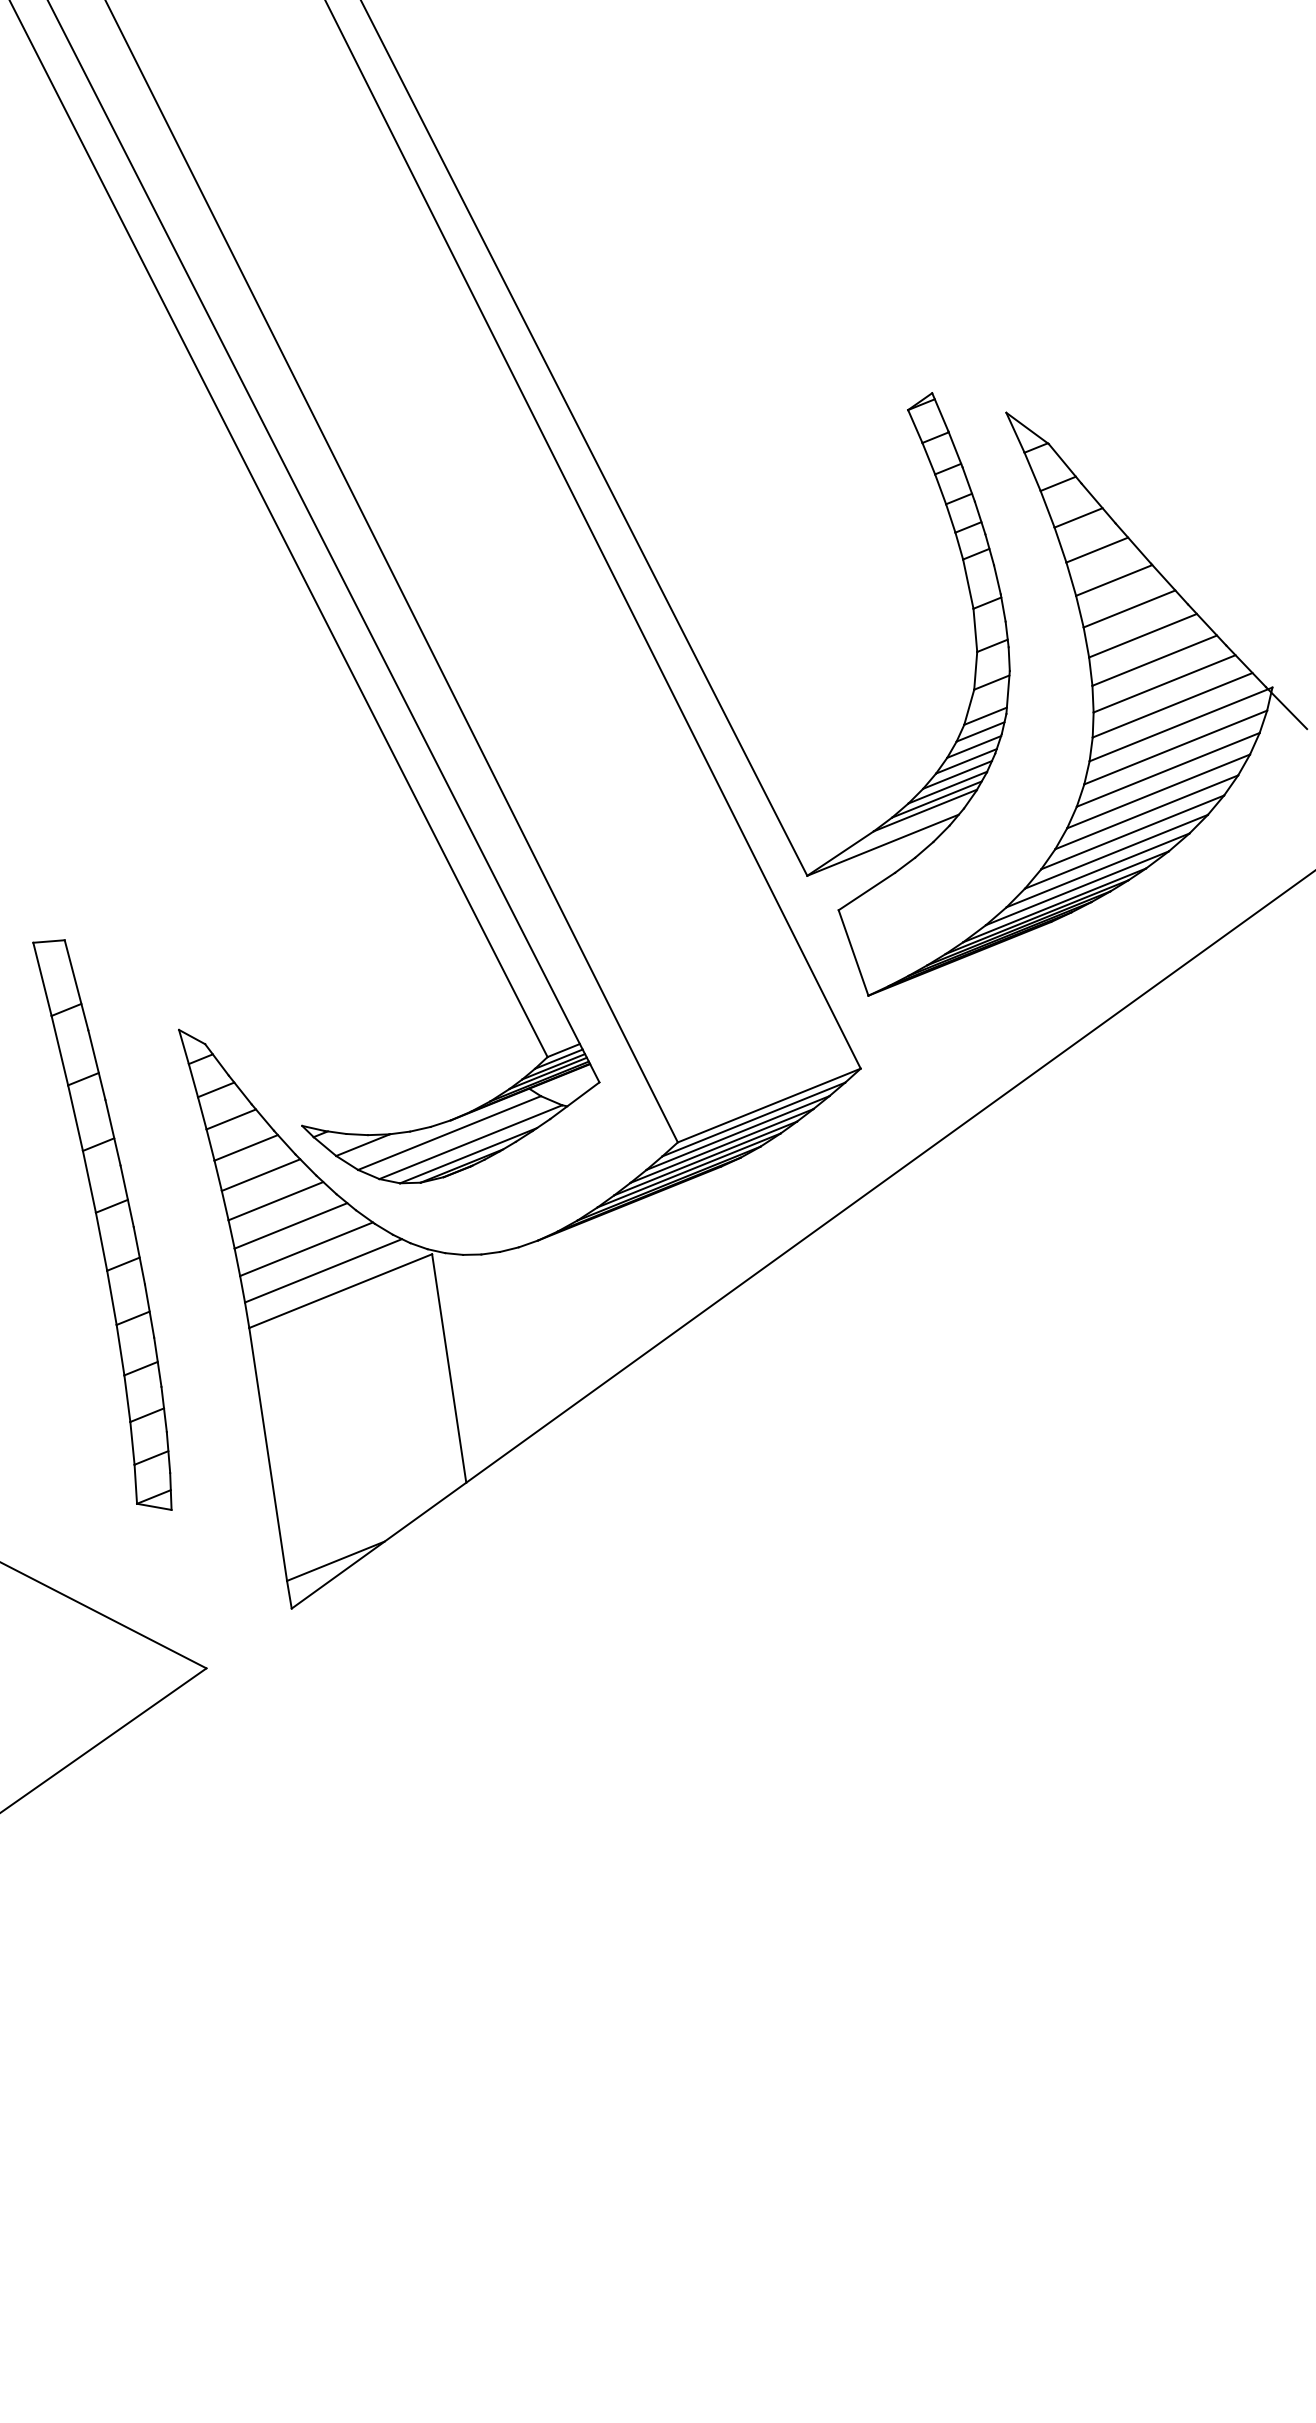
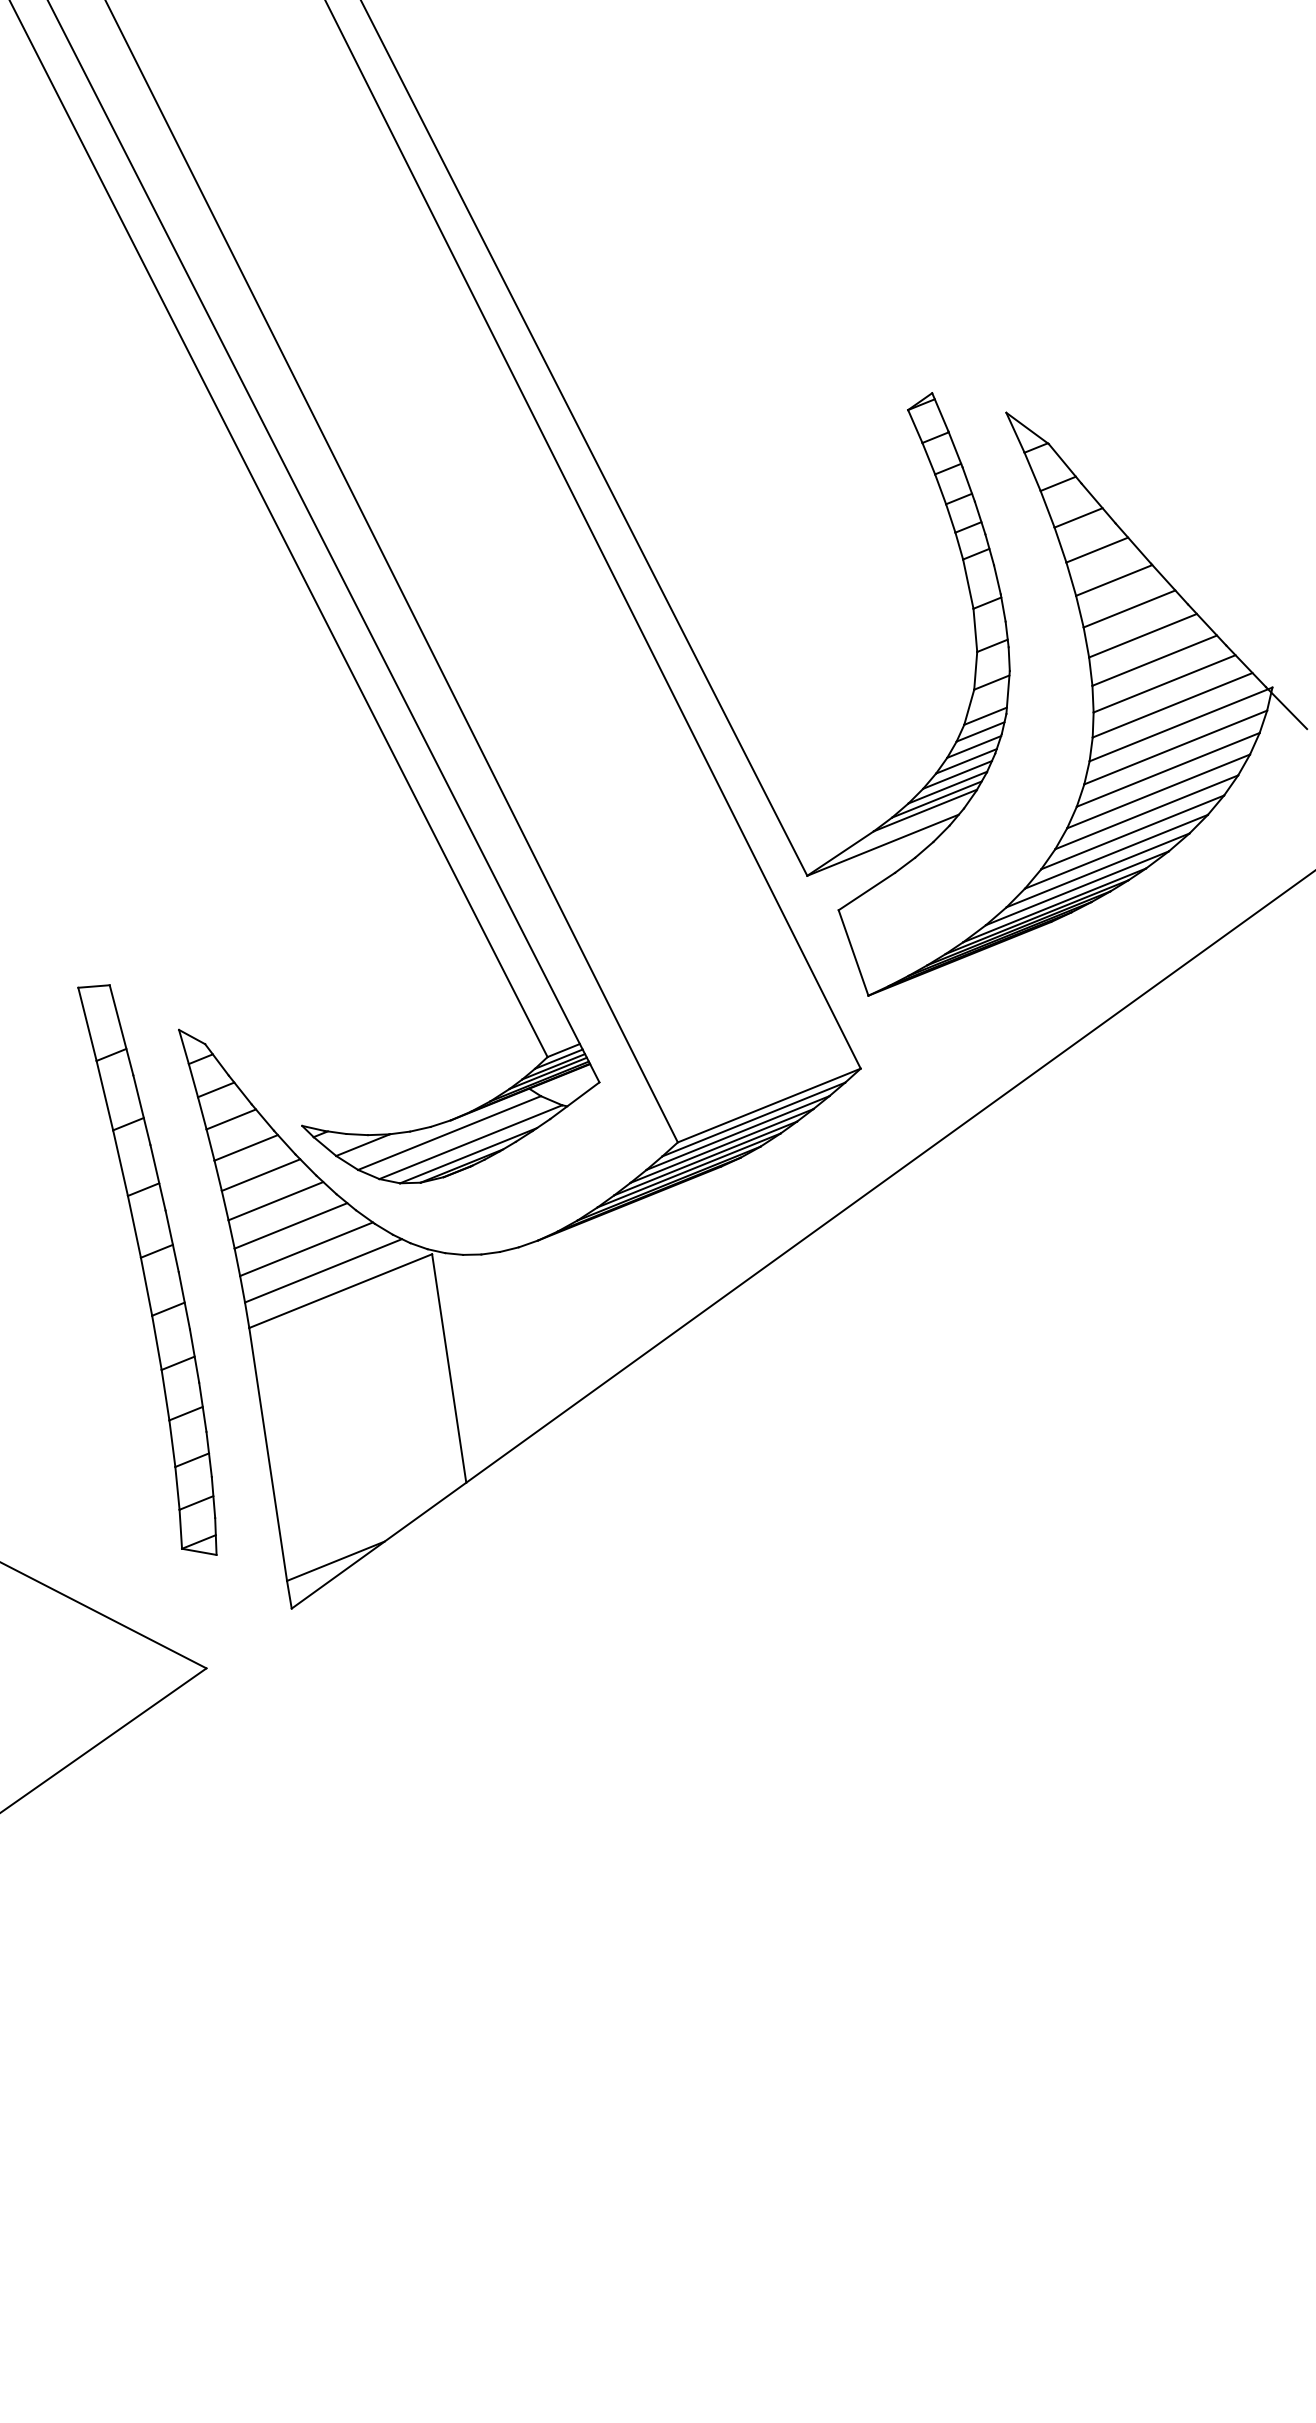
part position: (102, 1224) -> (147, 1269) (147, 1269)
